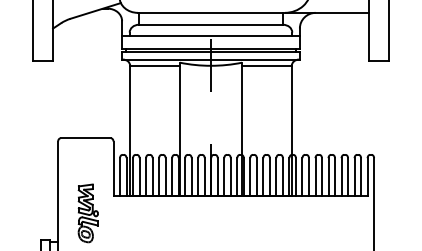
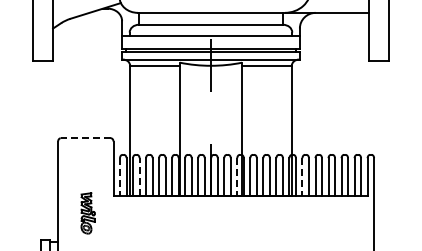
line: solid -> dashed (85, 138)
line: solid -> dashed (139, 176)
line: solid -> dashed (120, 177)
line: solid -> dashed (237, 177)
line: solid -> dashed (302, 177)
part size: 22x61 px -> 16x43 px (87, 213)
